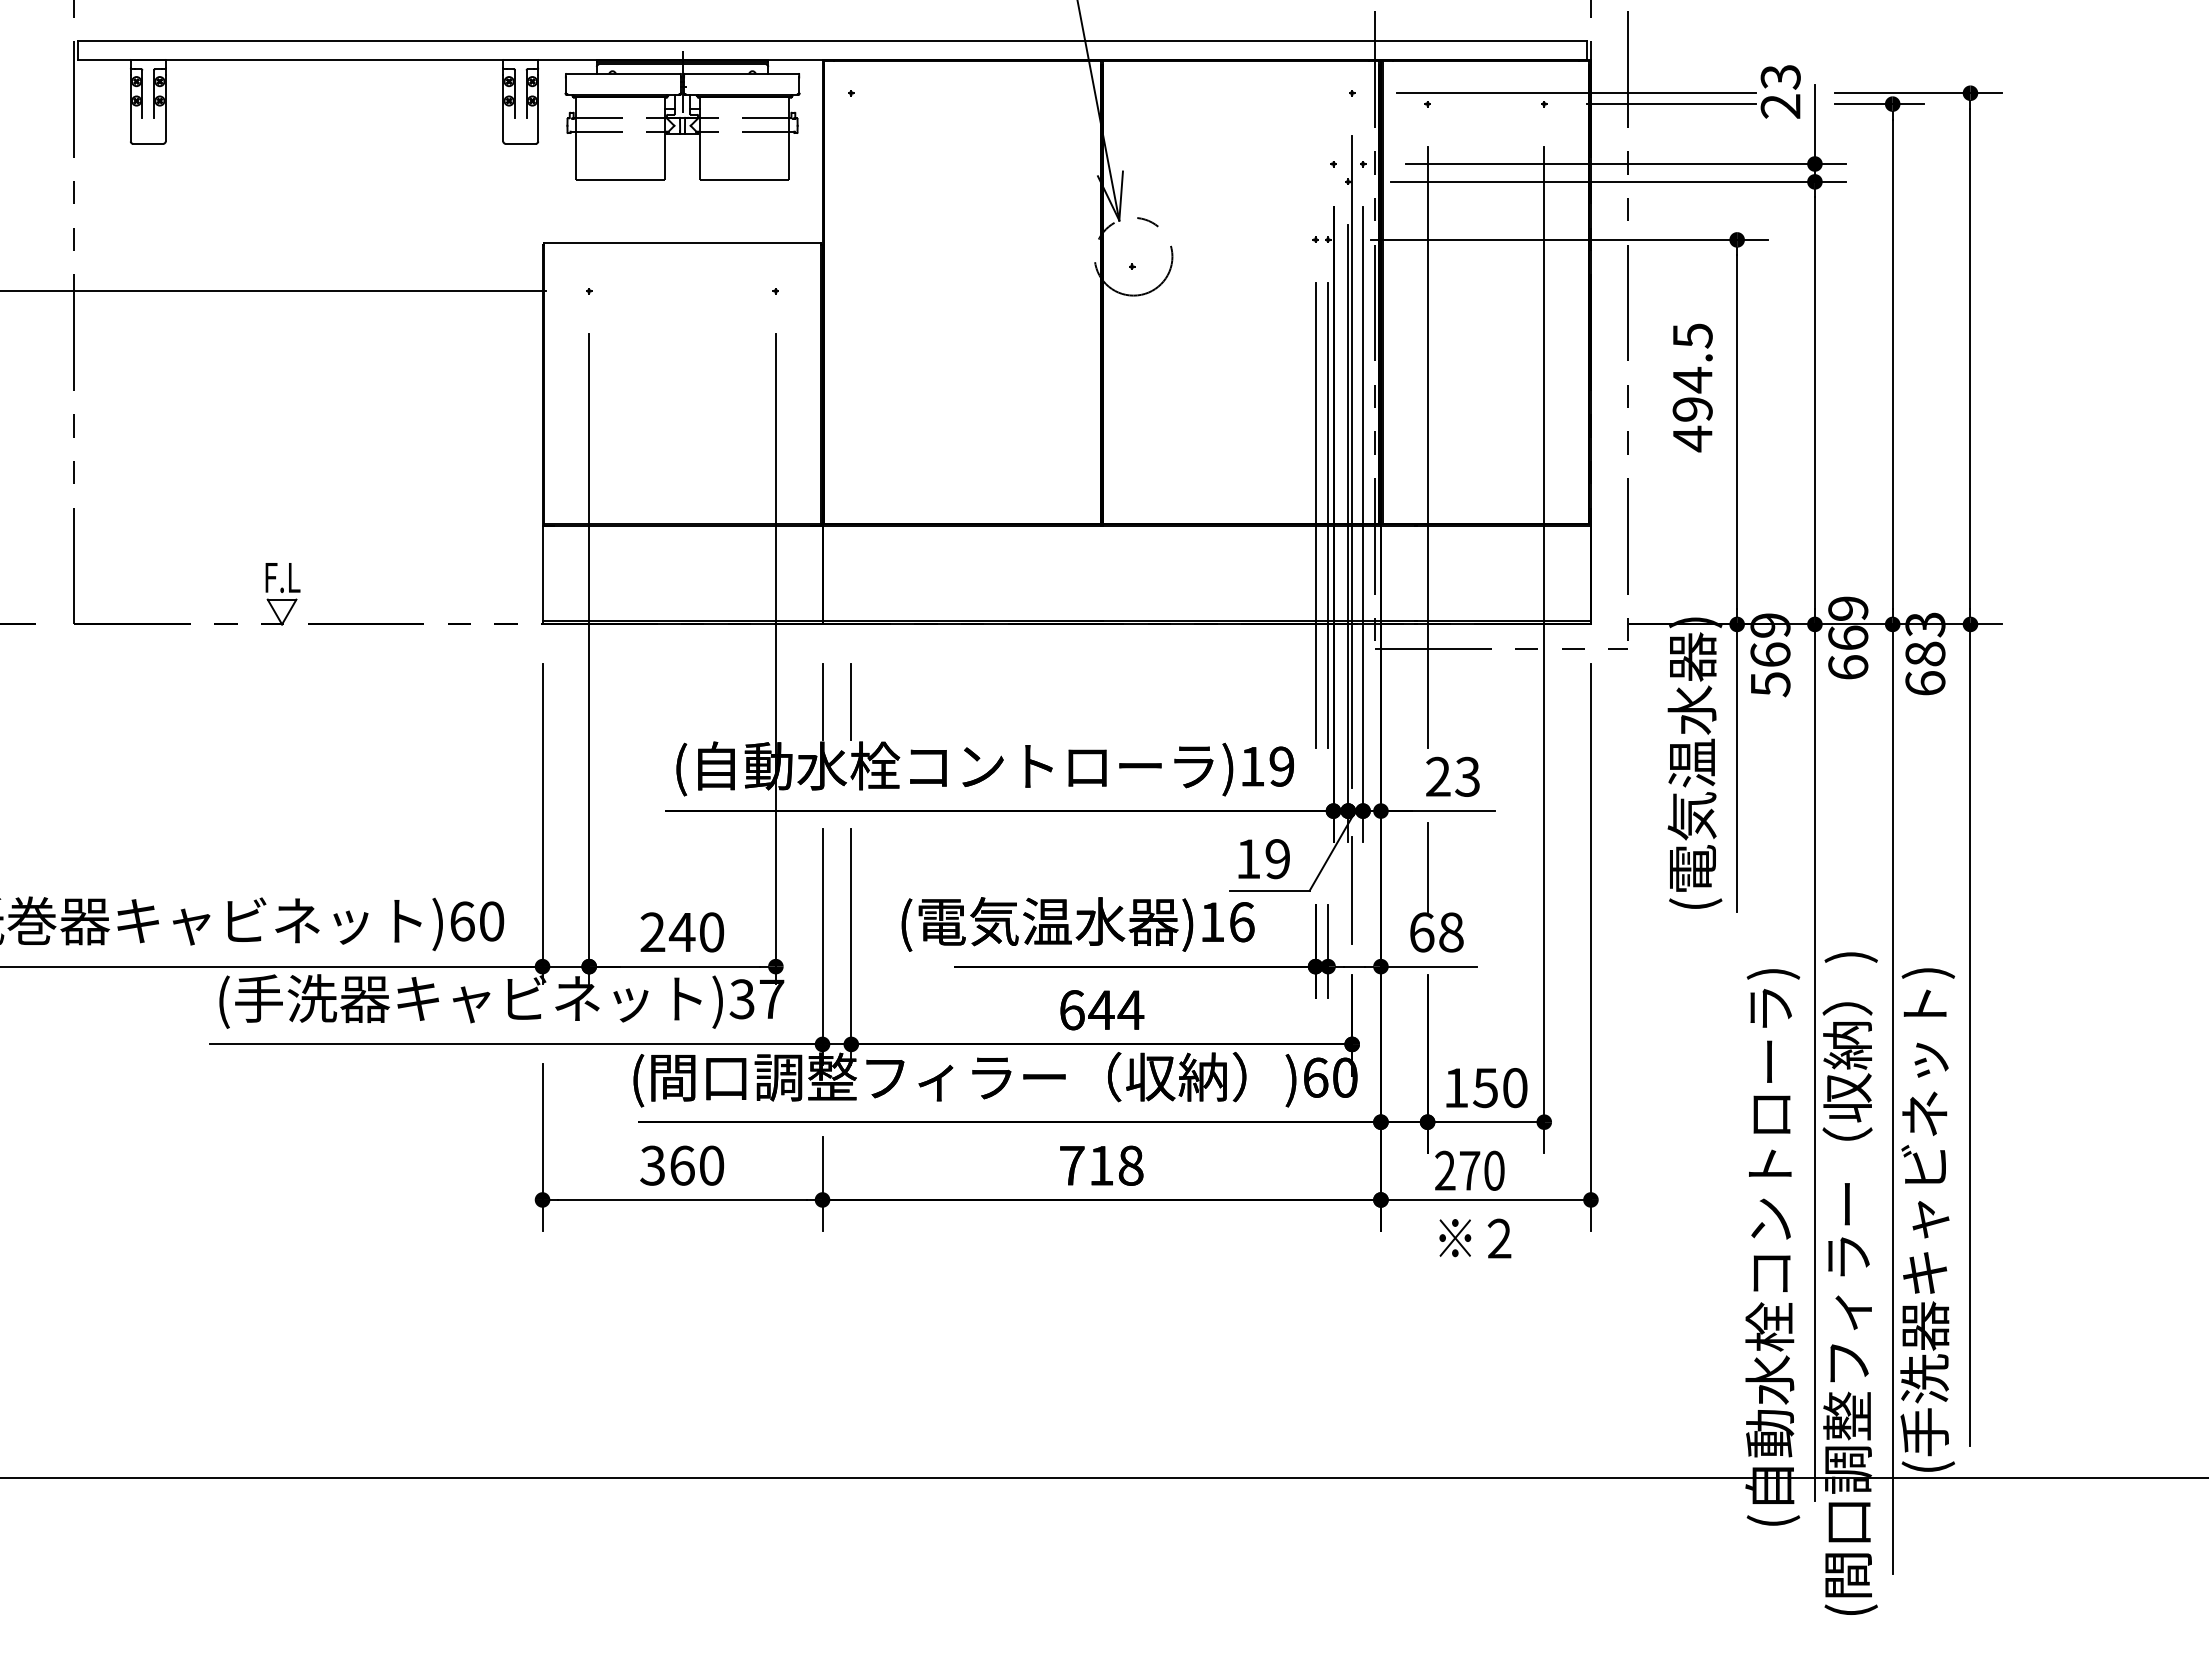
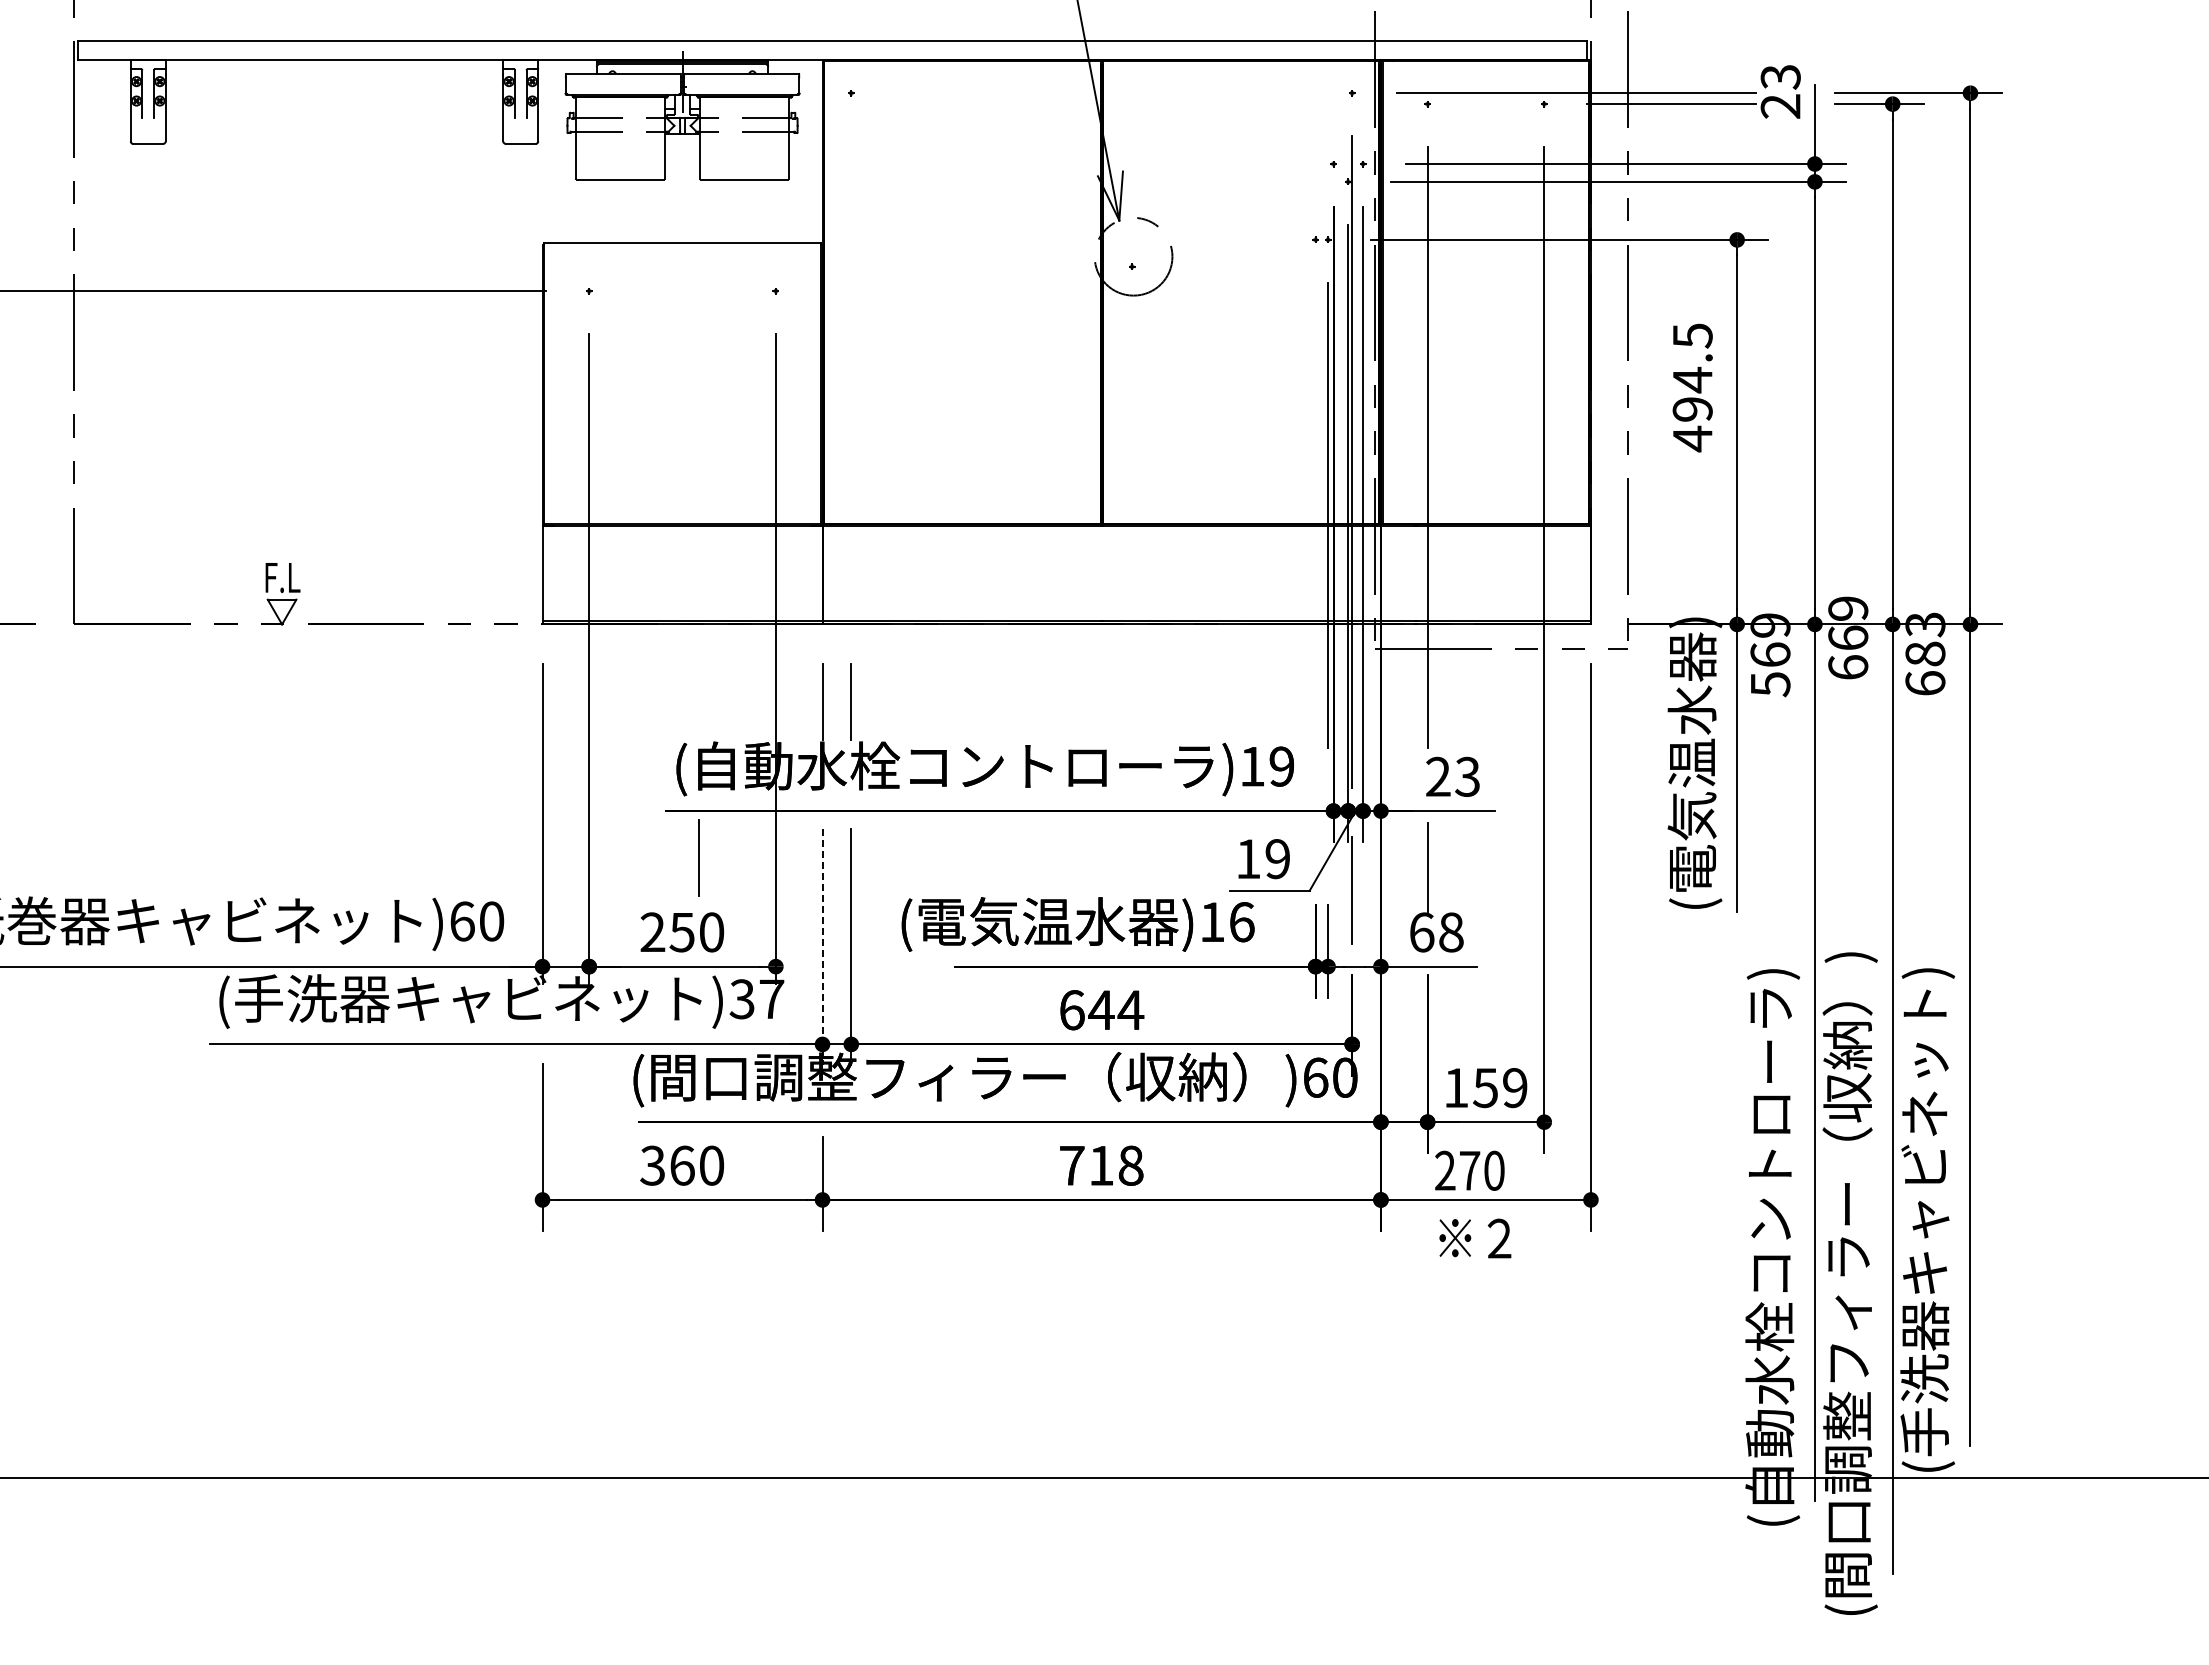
line: present -> none (1315, 515)
line: none -> present (698, 857)
text: 240 -> 250 (681, 932)
line: solid -> dashed (822, 947)
text: 150 -> 159 (1515, 1088)
